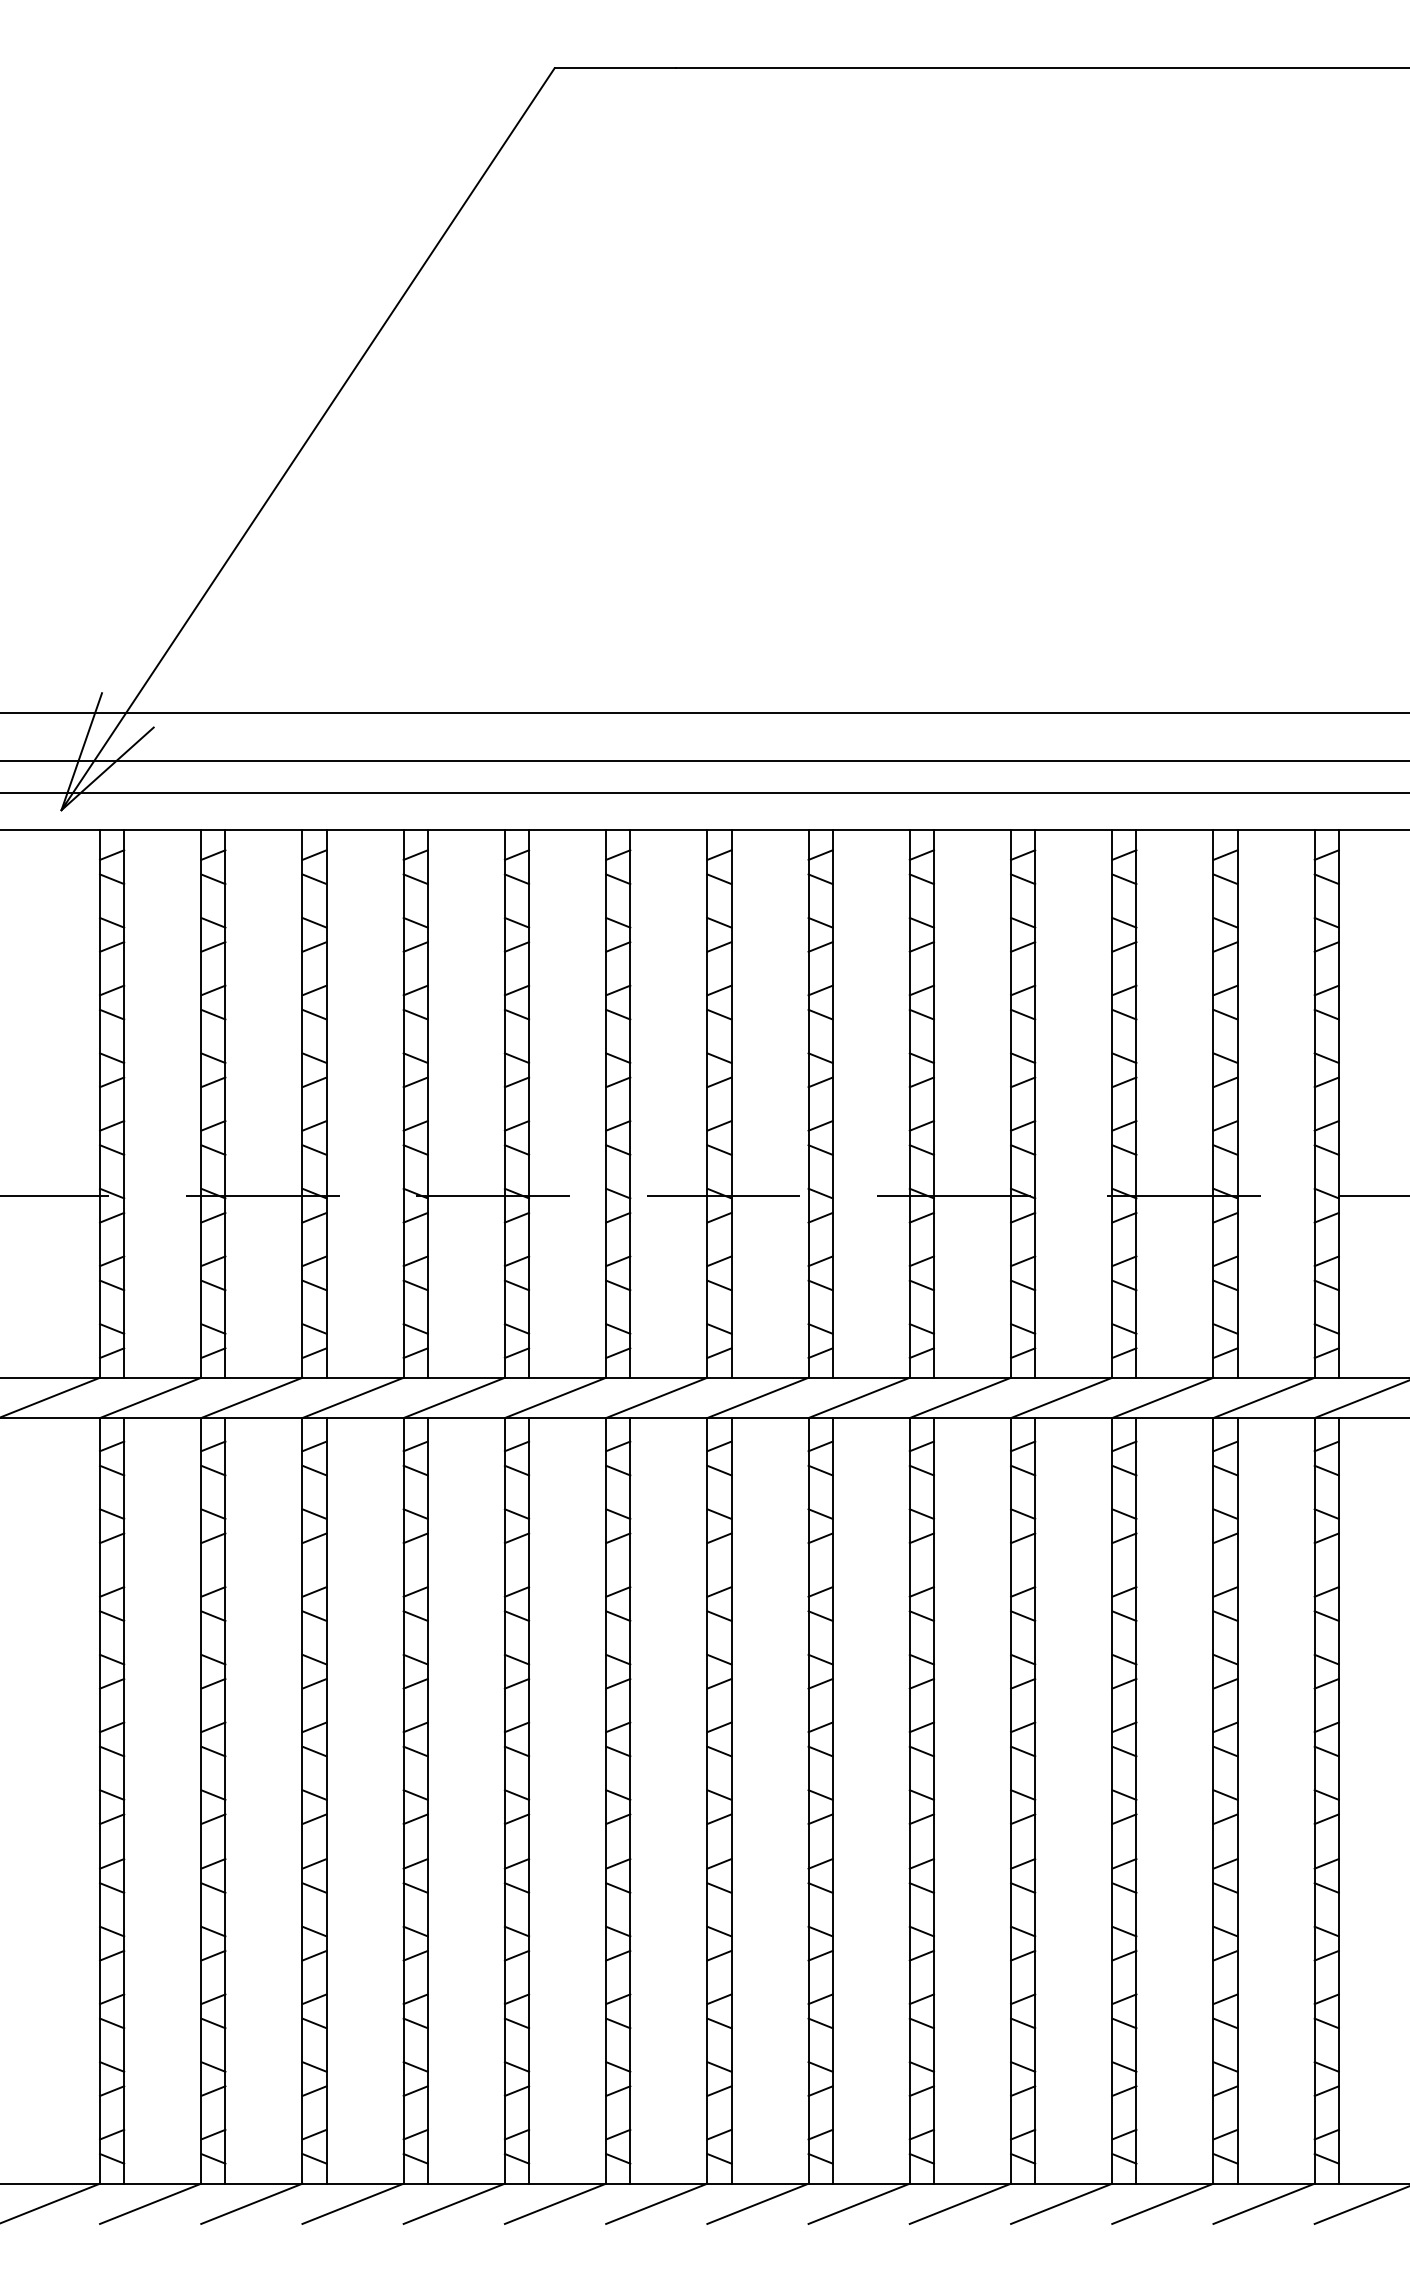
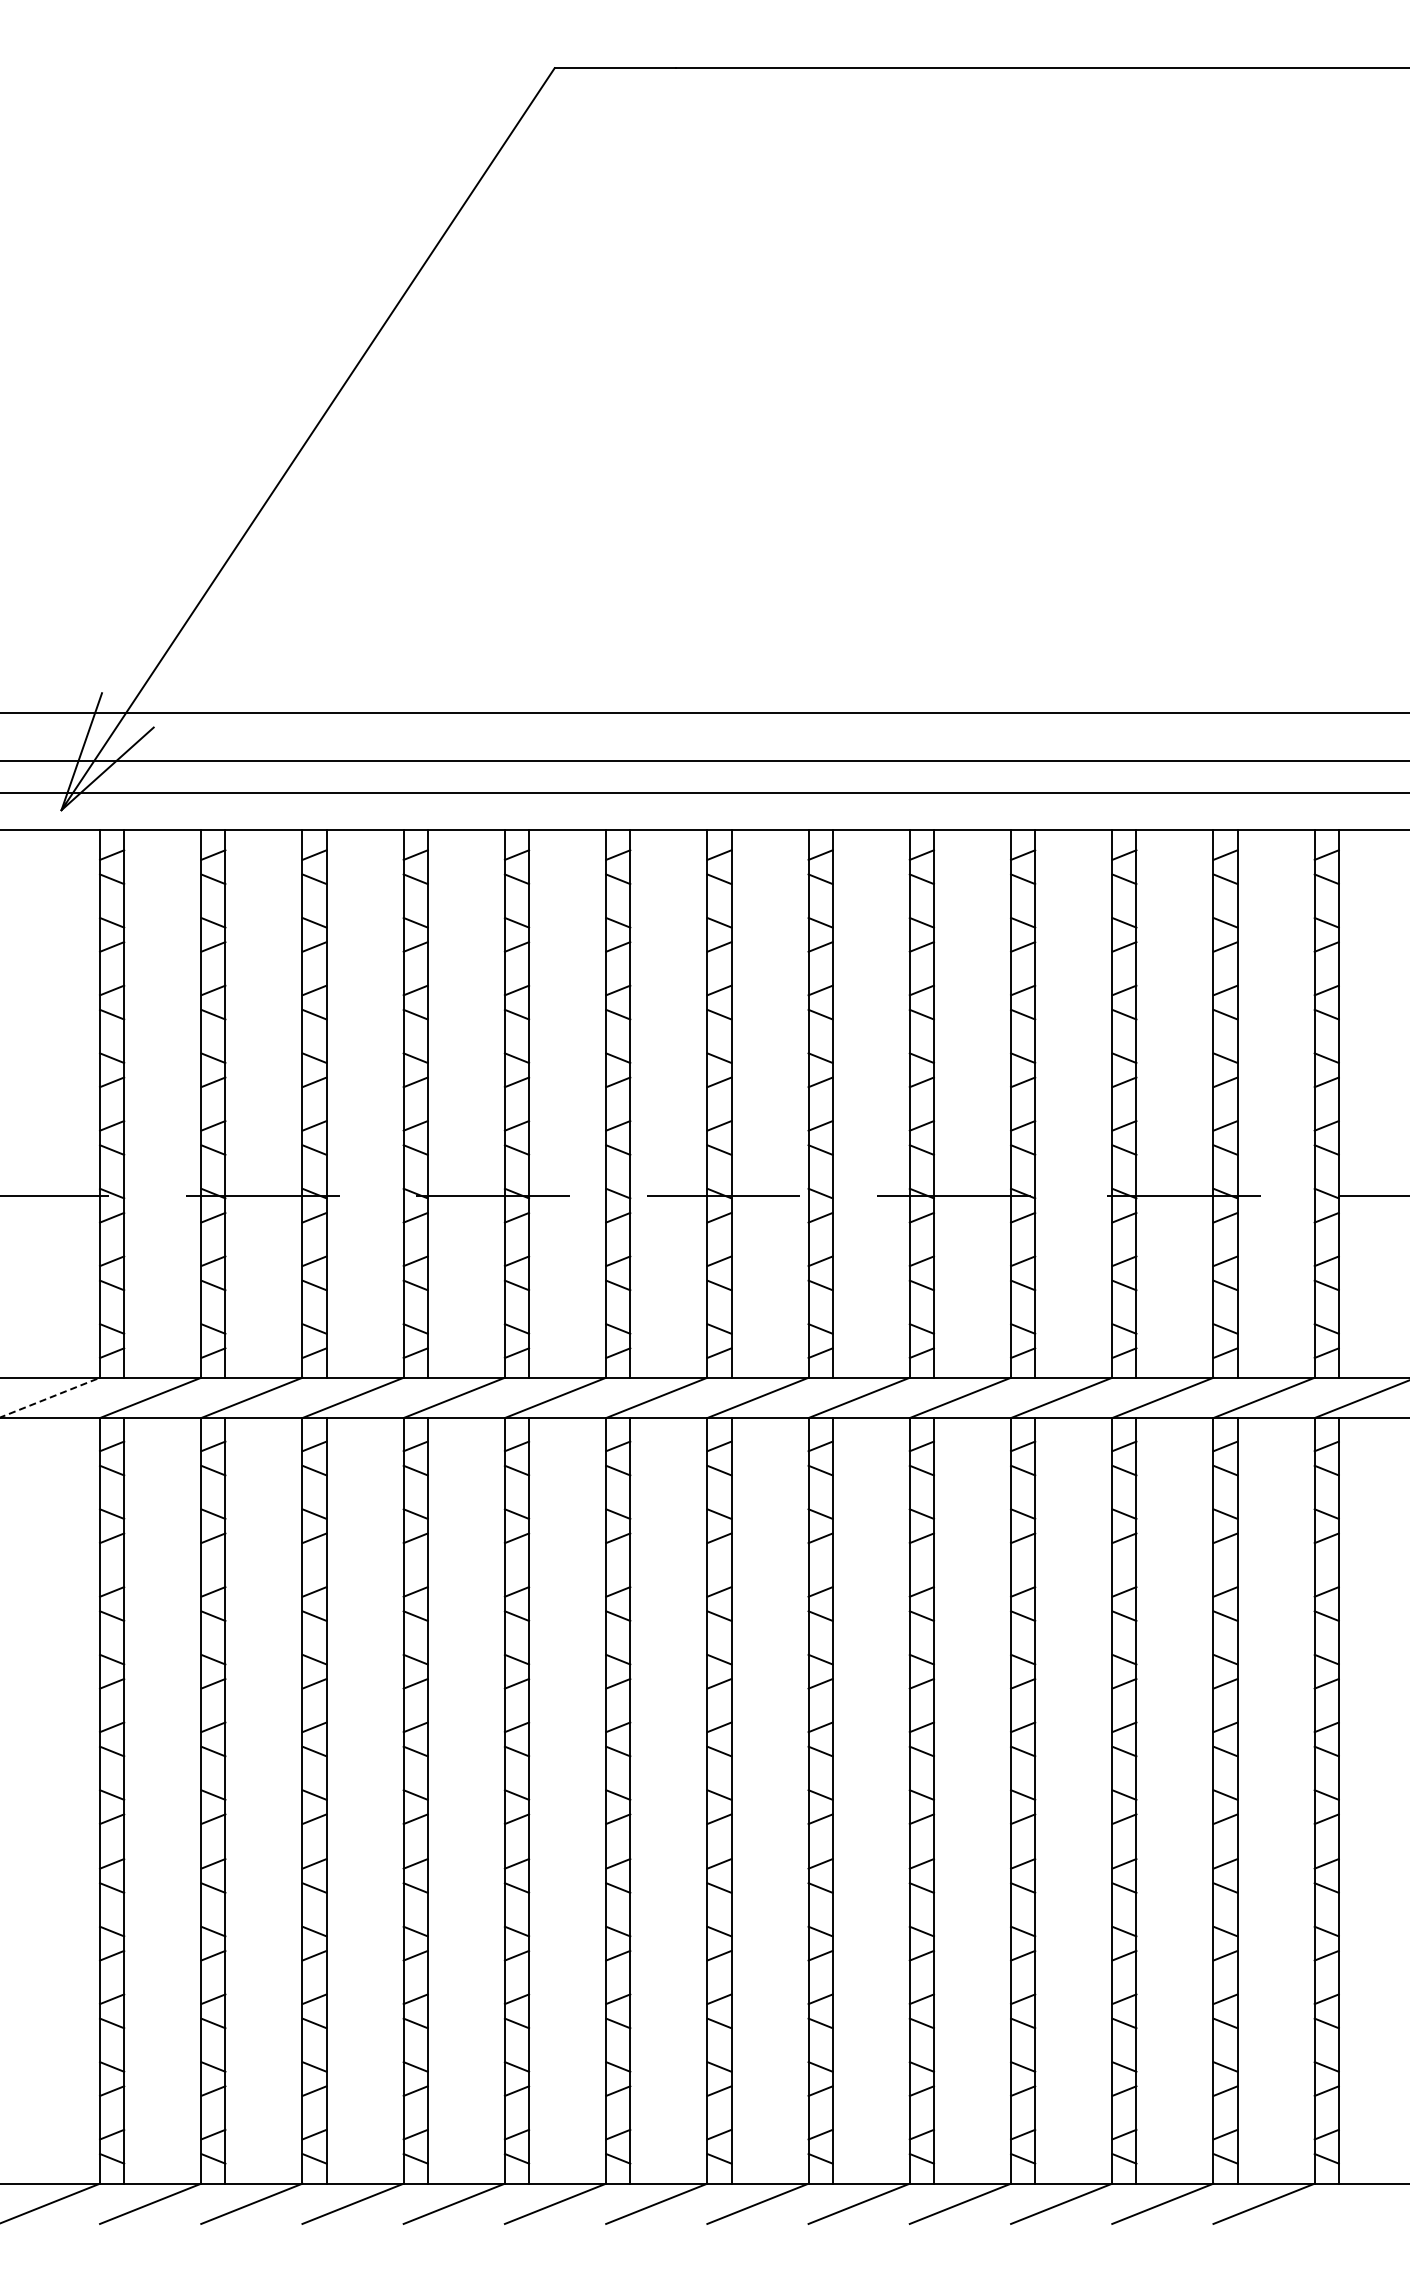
line: solid -> dashed (50, 1397)
line: present -> none (1360, 2205)
